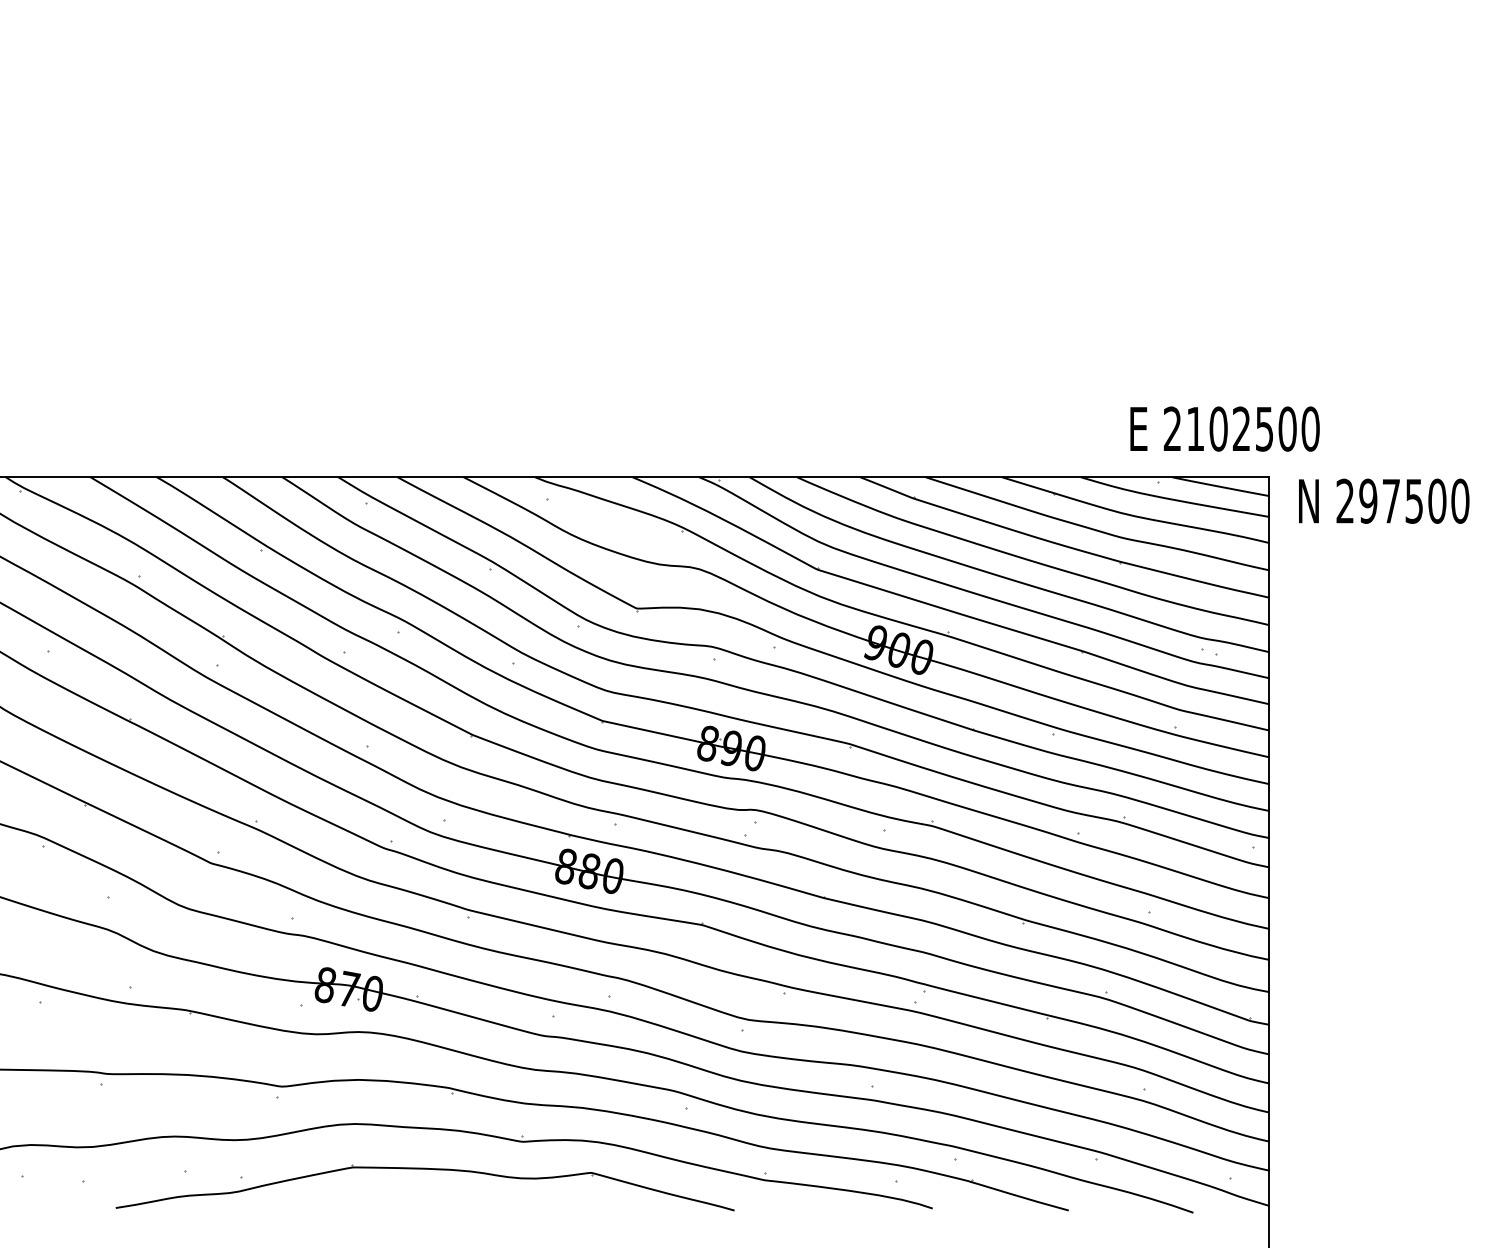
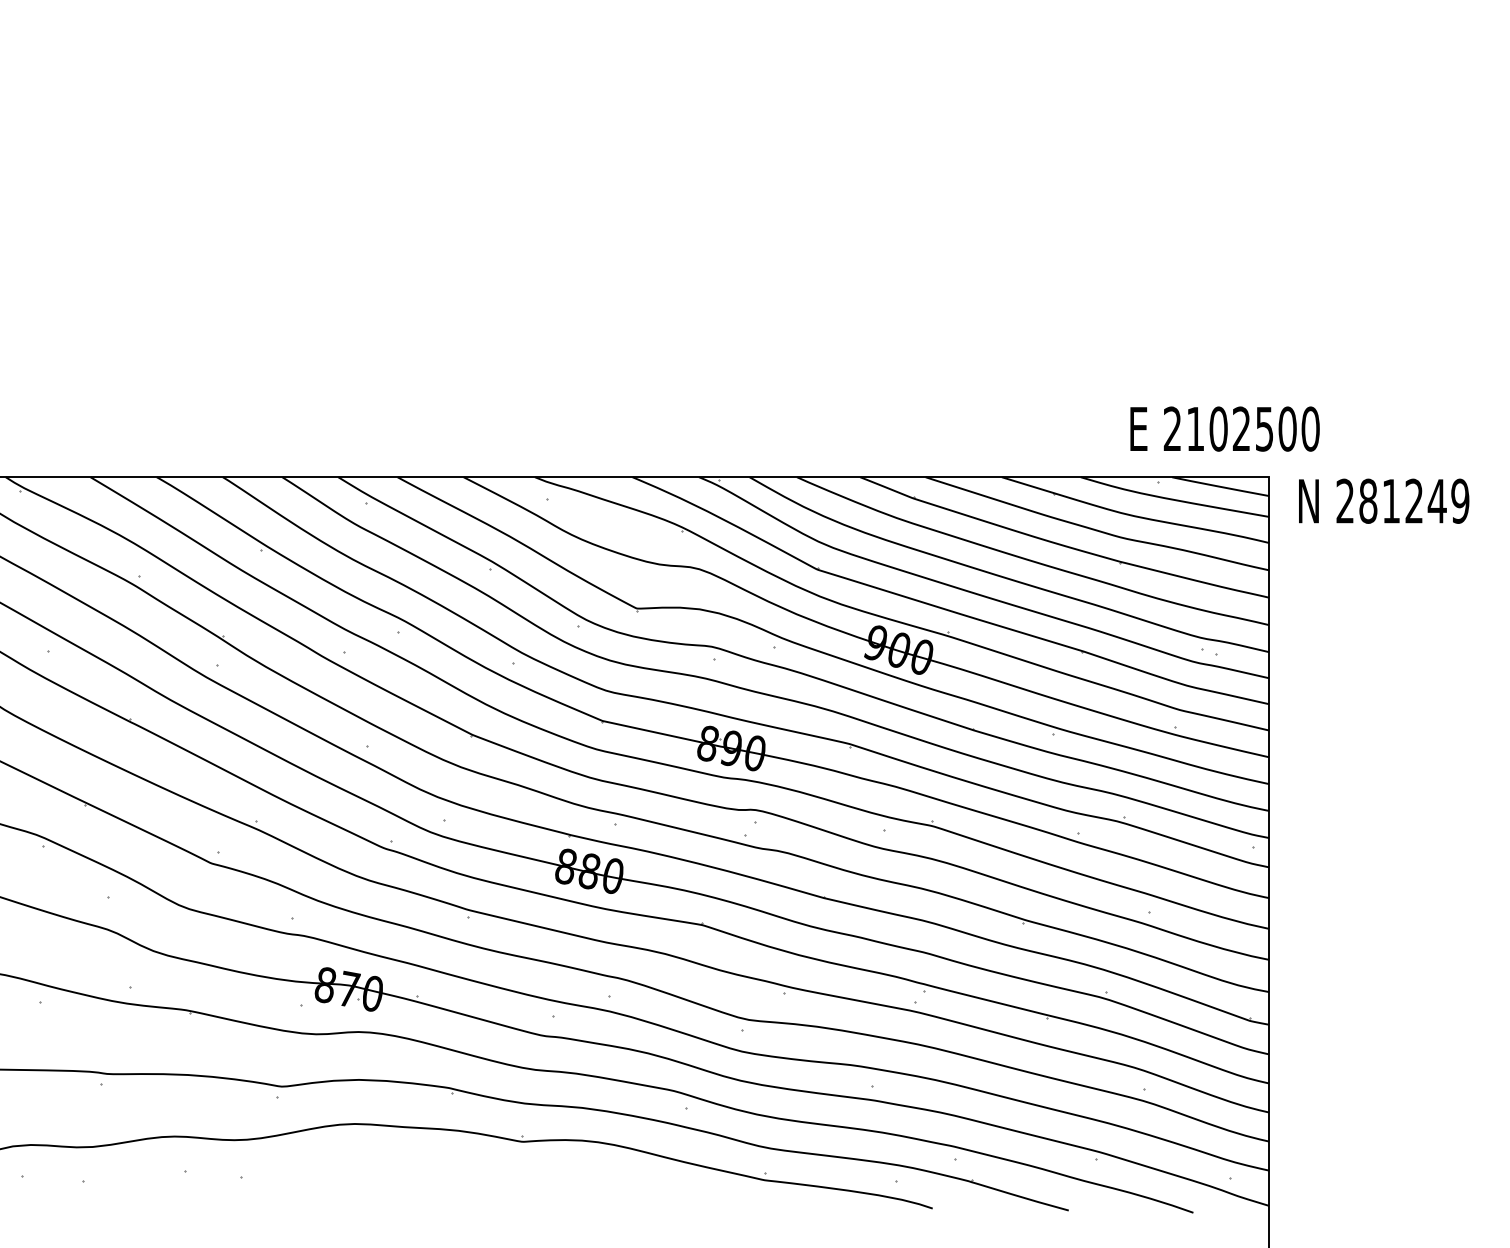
text: 297500 -> 281249 (1414, 500)
part: present -> none (424, 1169)
